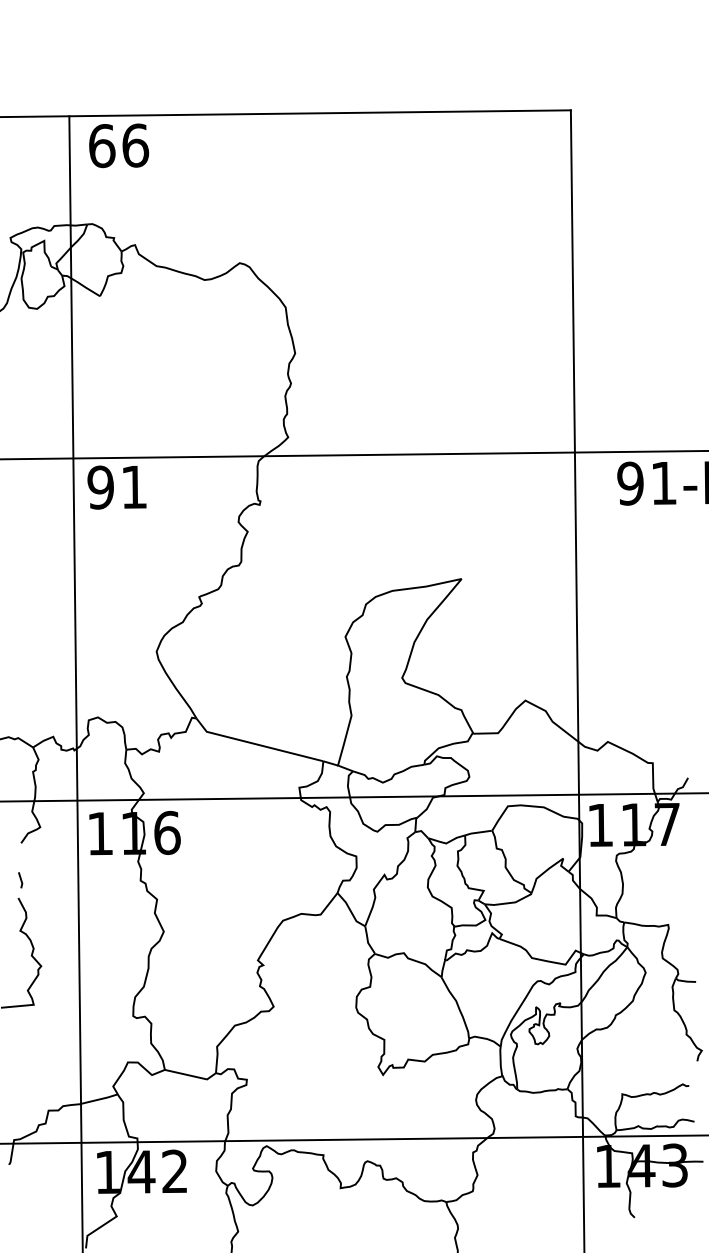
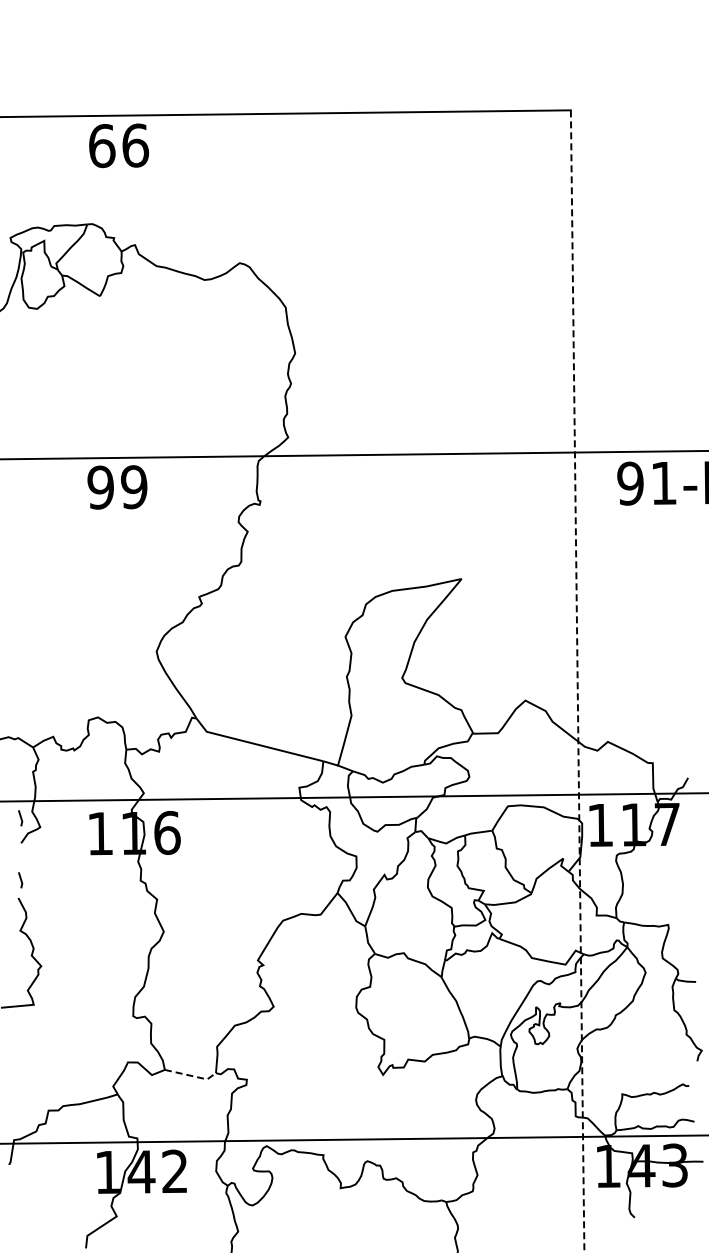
text: 91 -> 99 (134, 487)
line: solid -> dashed (577, 681)
line: present -> none (75, 682)
line: none -> present (20, 818)
line: solid -> dashed (191, 1075)
